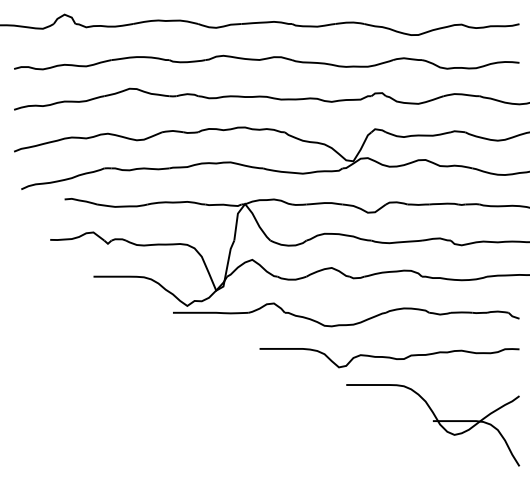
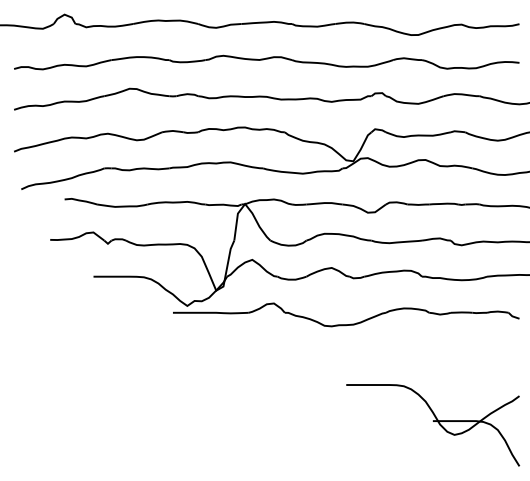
curve: present -> none (389, 358)
